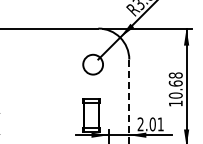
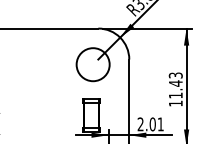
circle diameter: 20 px -> 33 px (92, 64)
text: 10.68 -> 11.43 (175, 85)
line: dashed -> solid (129, 101)
